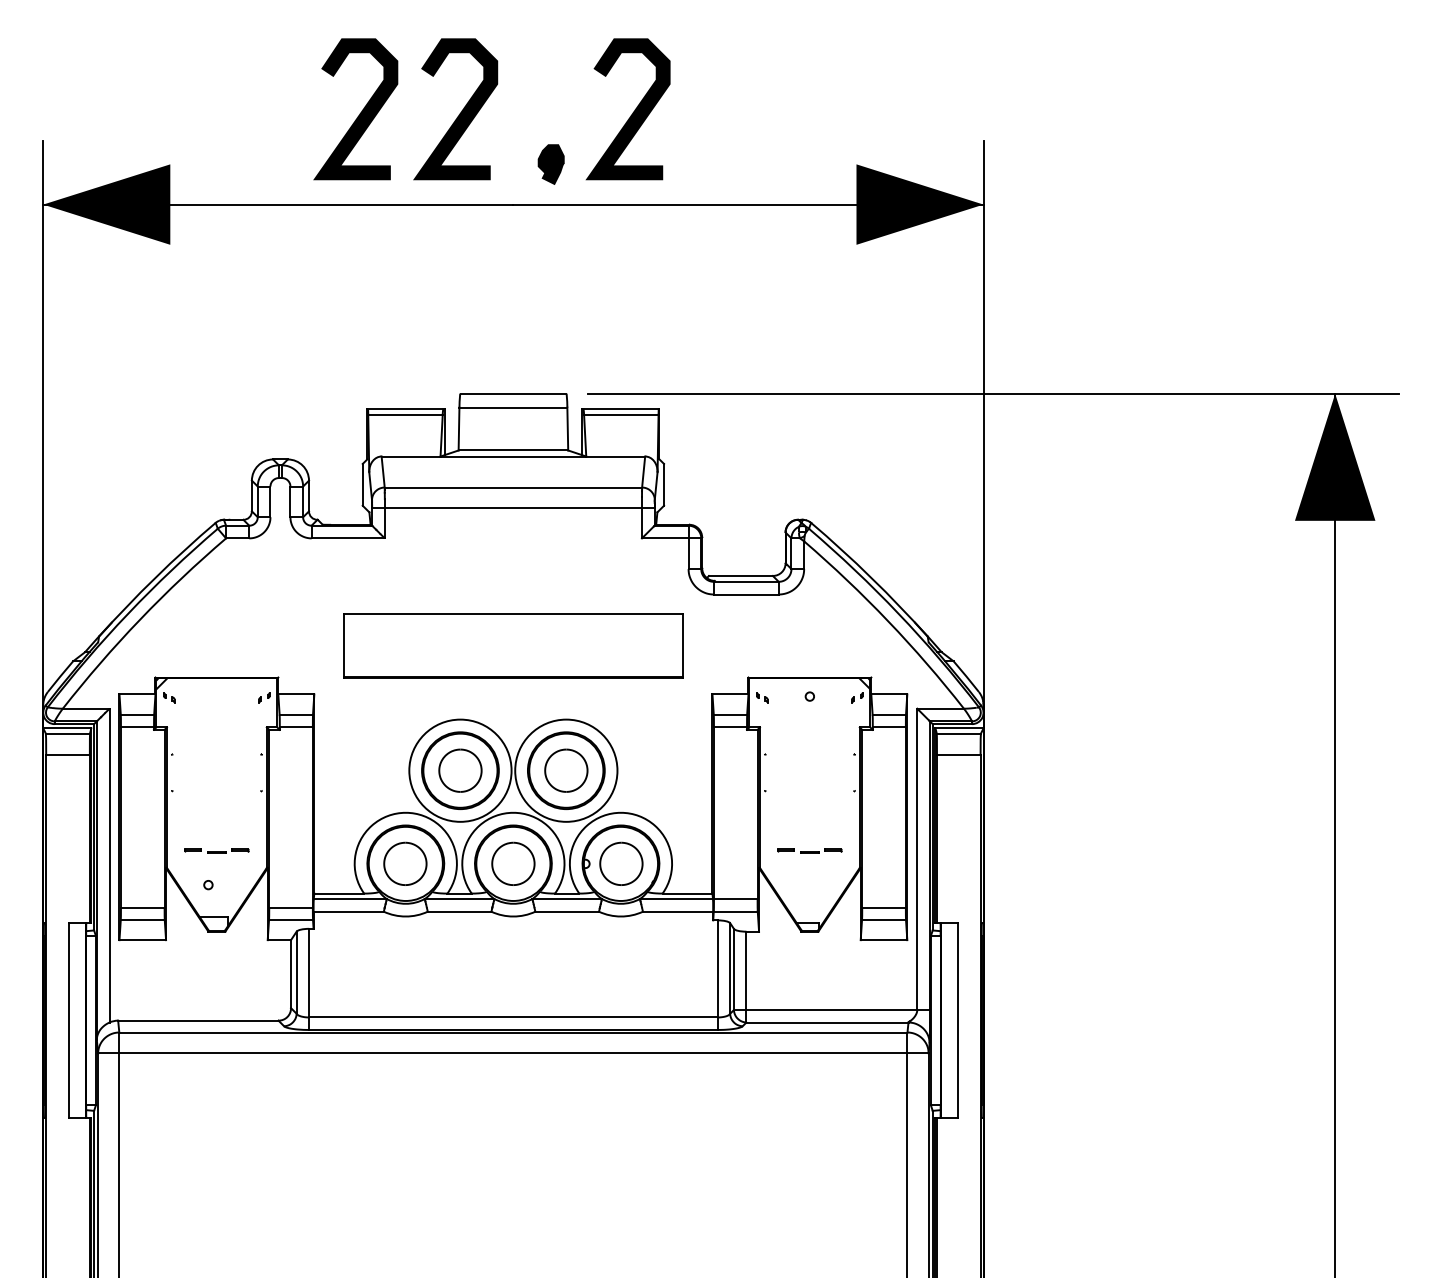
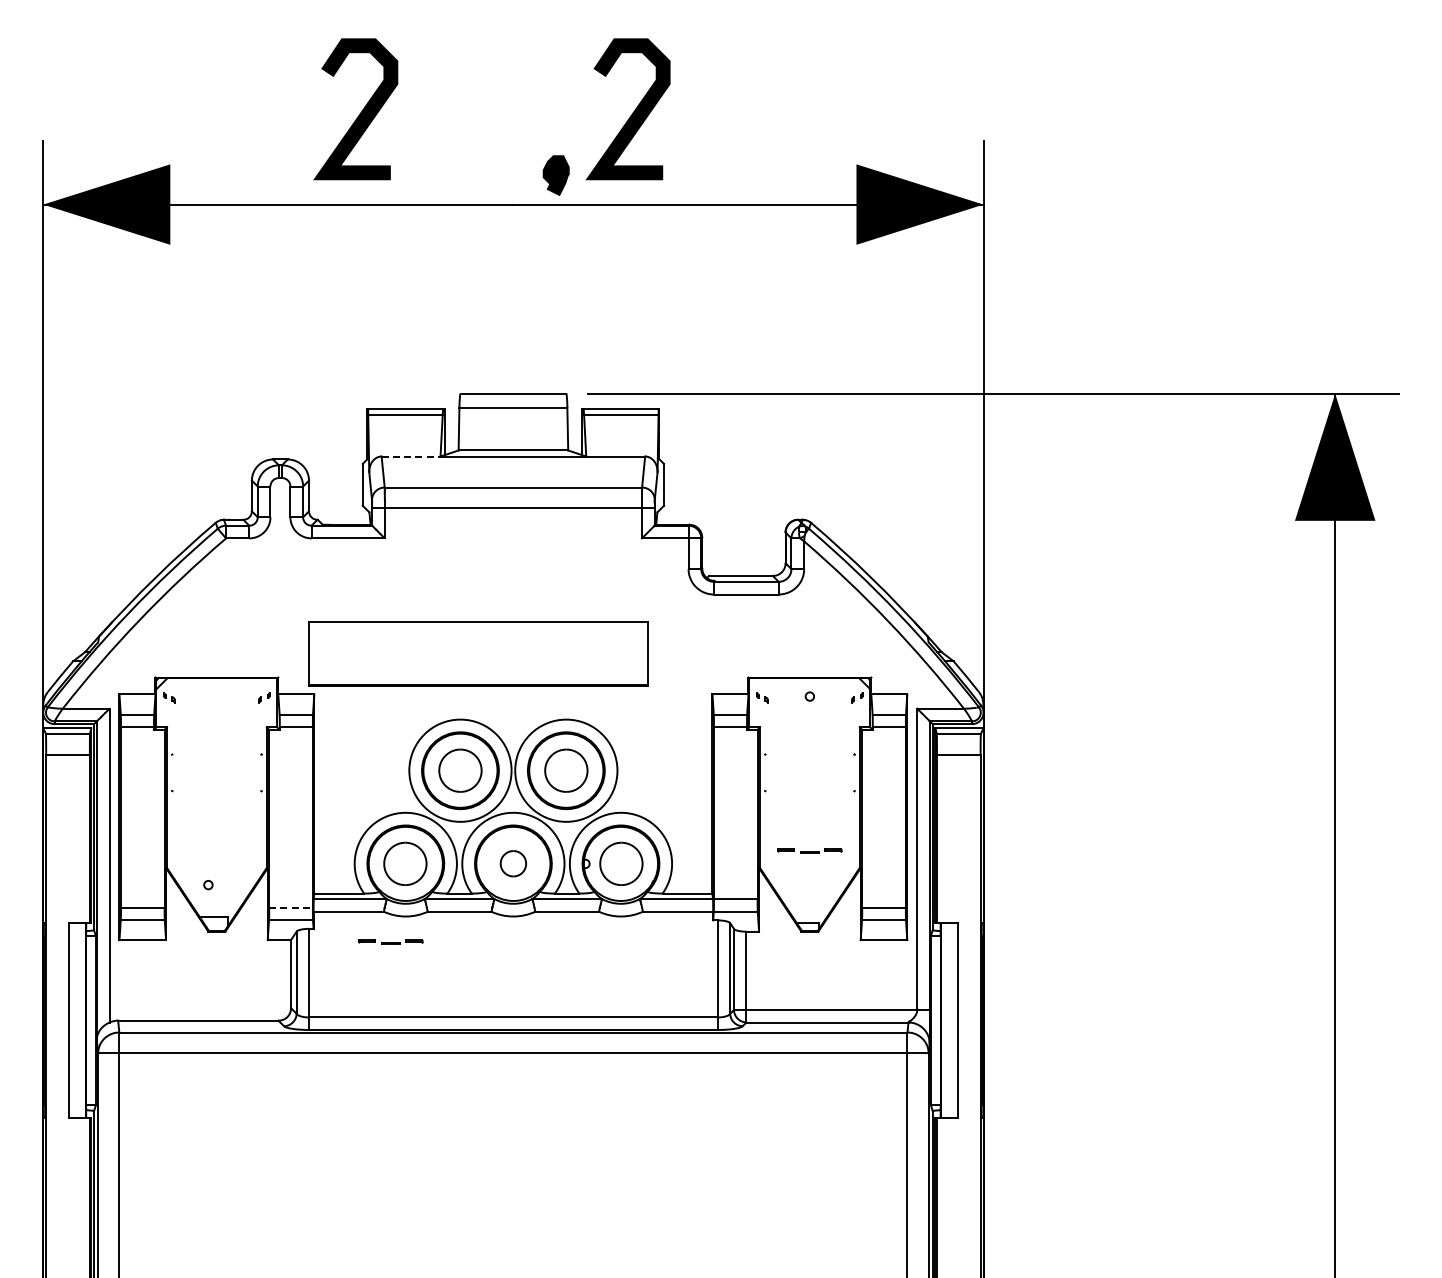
curve: present -> none (459, 113)
part position: (550, 164) -> (555, 175) (555, 175)
line: solid -> dashed (411, 456)
part position: (513, 645) -> (478, 653) (478, 653)
part position: (216, 850) -> (390, 941) (390, 941)
part size: 45x45 px -> 28x28 px (512, 863)
line: solid -> dashed (291, 907)
